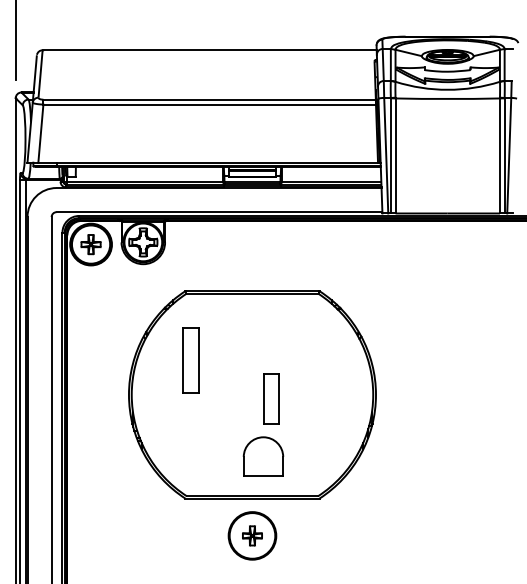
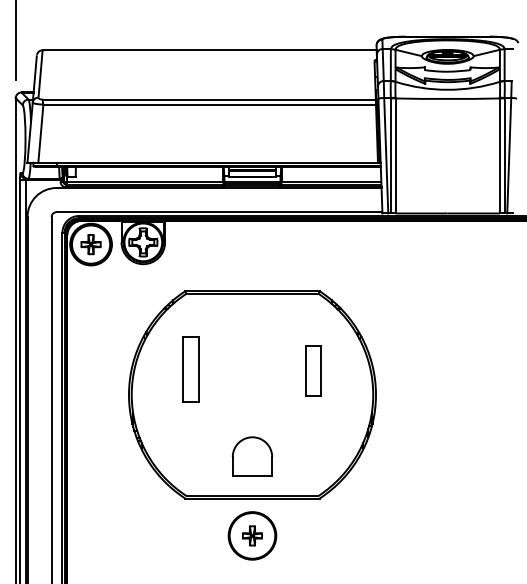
part position: (190, 360) -> (190, 369) (190, 369)
part position: (271, 398) -> (313, 370) (313, 370)
part position: (263, 456) -> (252, 456) (252, 456)
